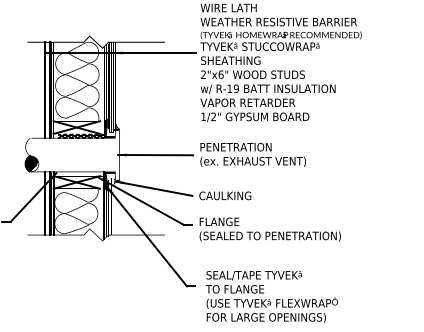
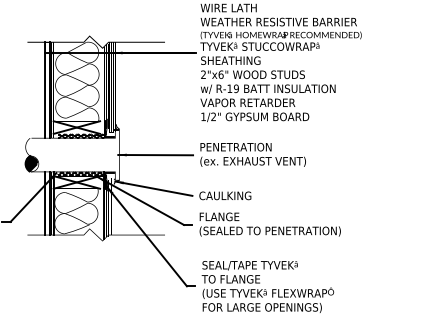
hatch: none -> present (80, 173)
text position: (269, 229) -> (269, 224) (269, 224)
text position: (271, 296) -> (267, 286) (267, 286)
